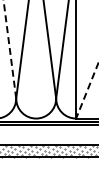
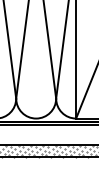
line: dashed -> solid (9, 49)
line: dashed -> solid (87, 90)
